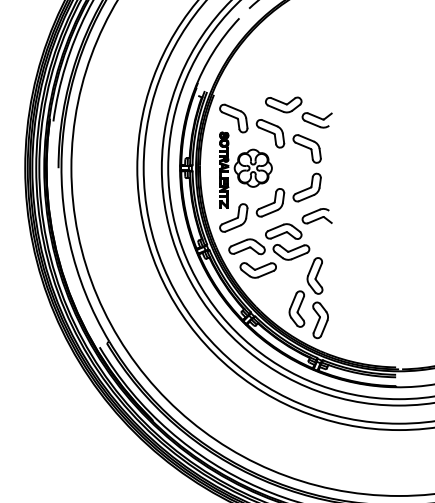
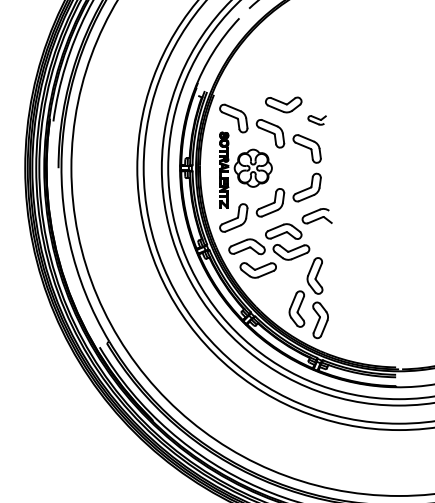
part size: 32x17 px -> 20x11 px (316, 120)
